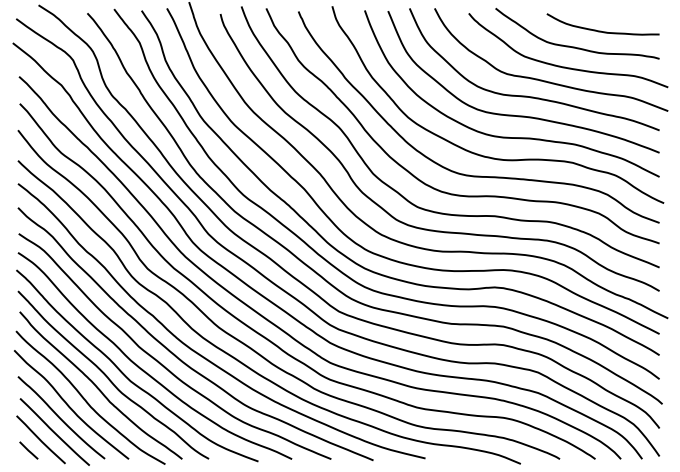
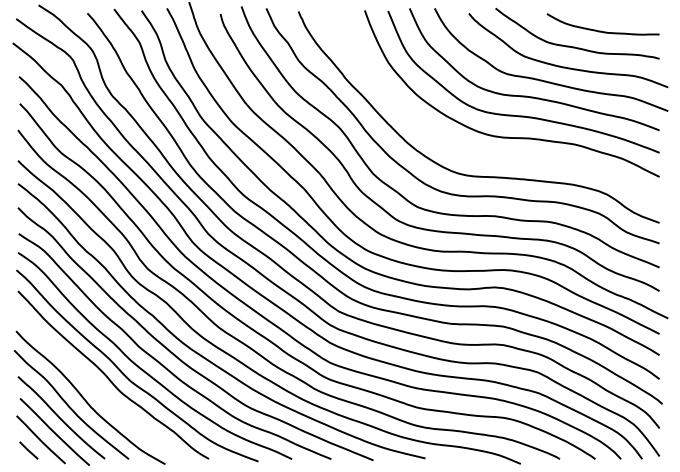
curve: present -> none (481, 154)
curve: present -> none (98, 387)
